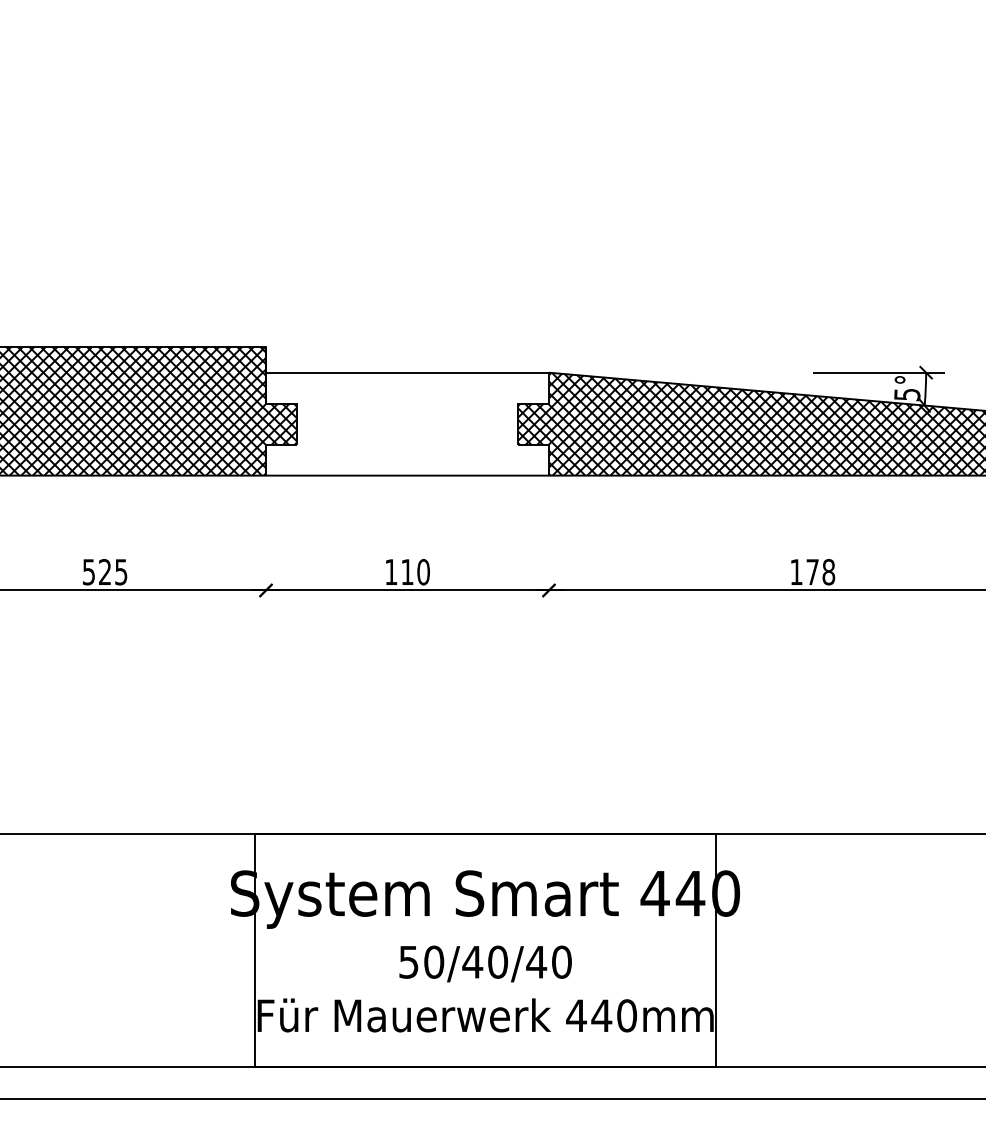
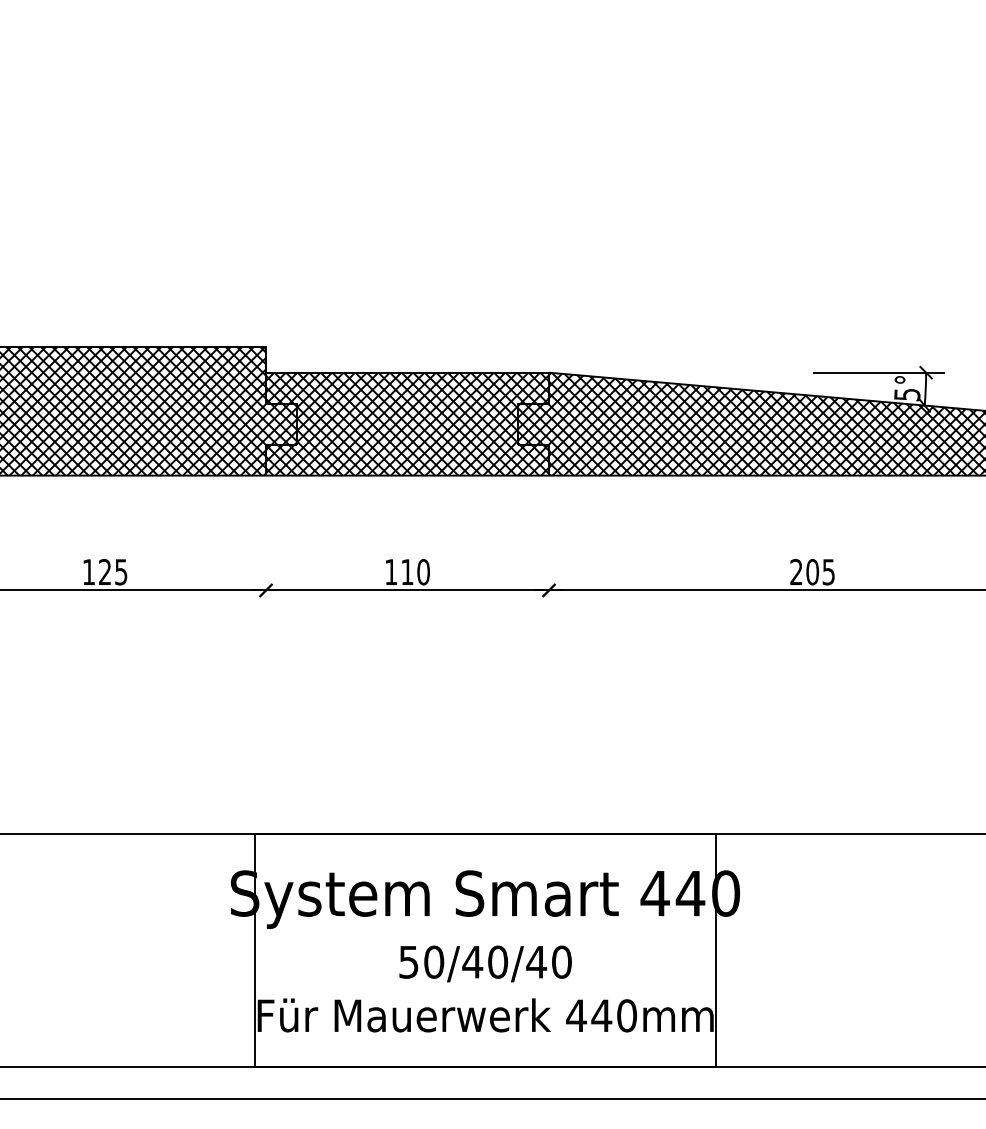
hatch: none -> present (407, 423)
text: 178 -> 205 (812, 571)
text: 525 -> 125 (88, 572)
